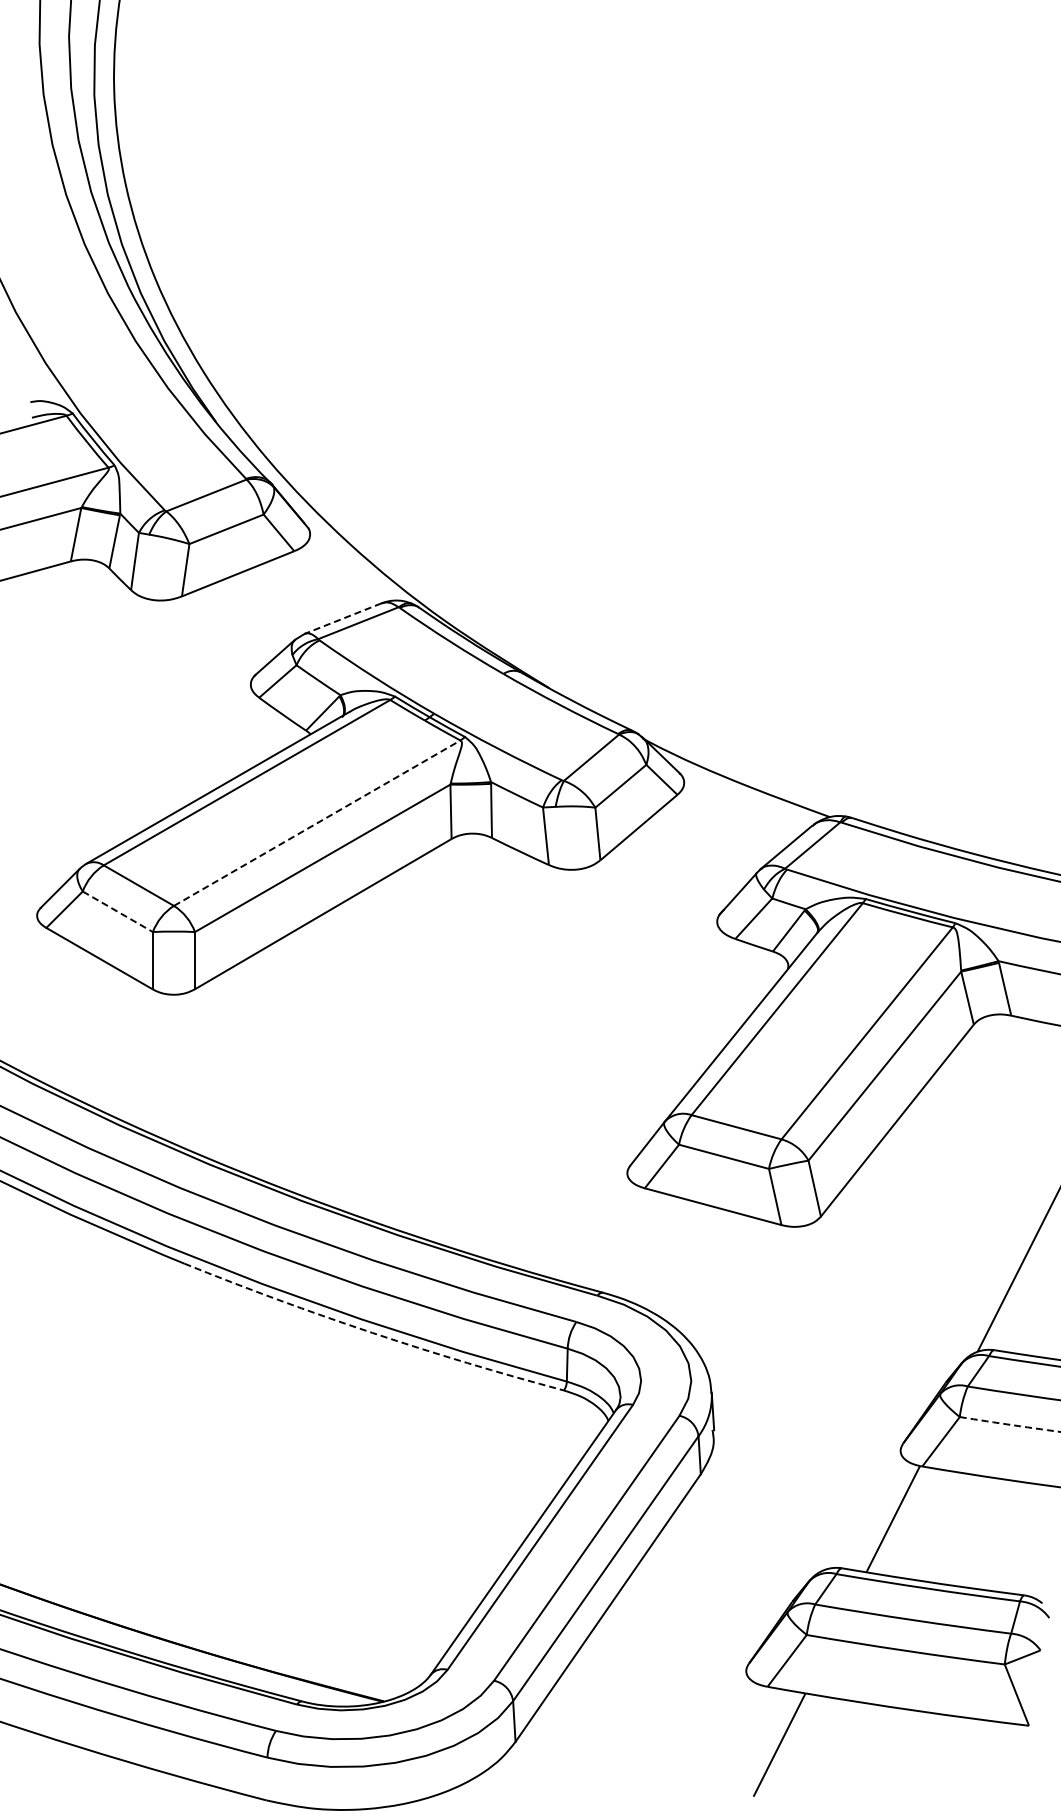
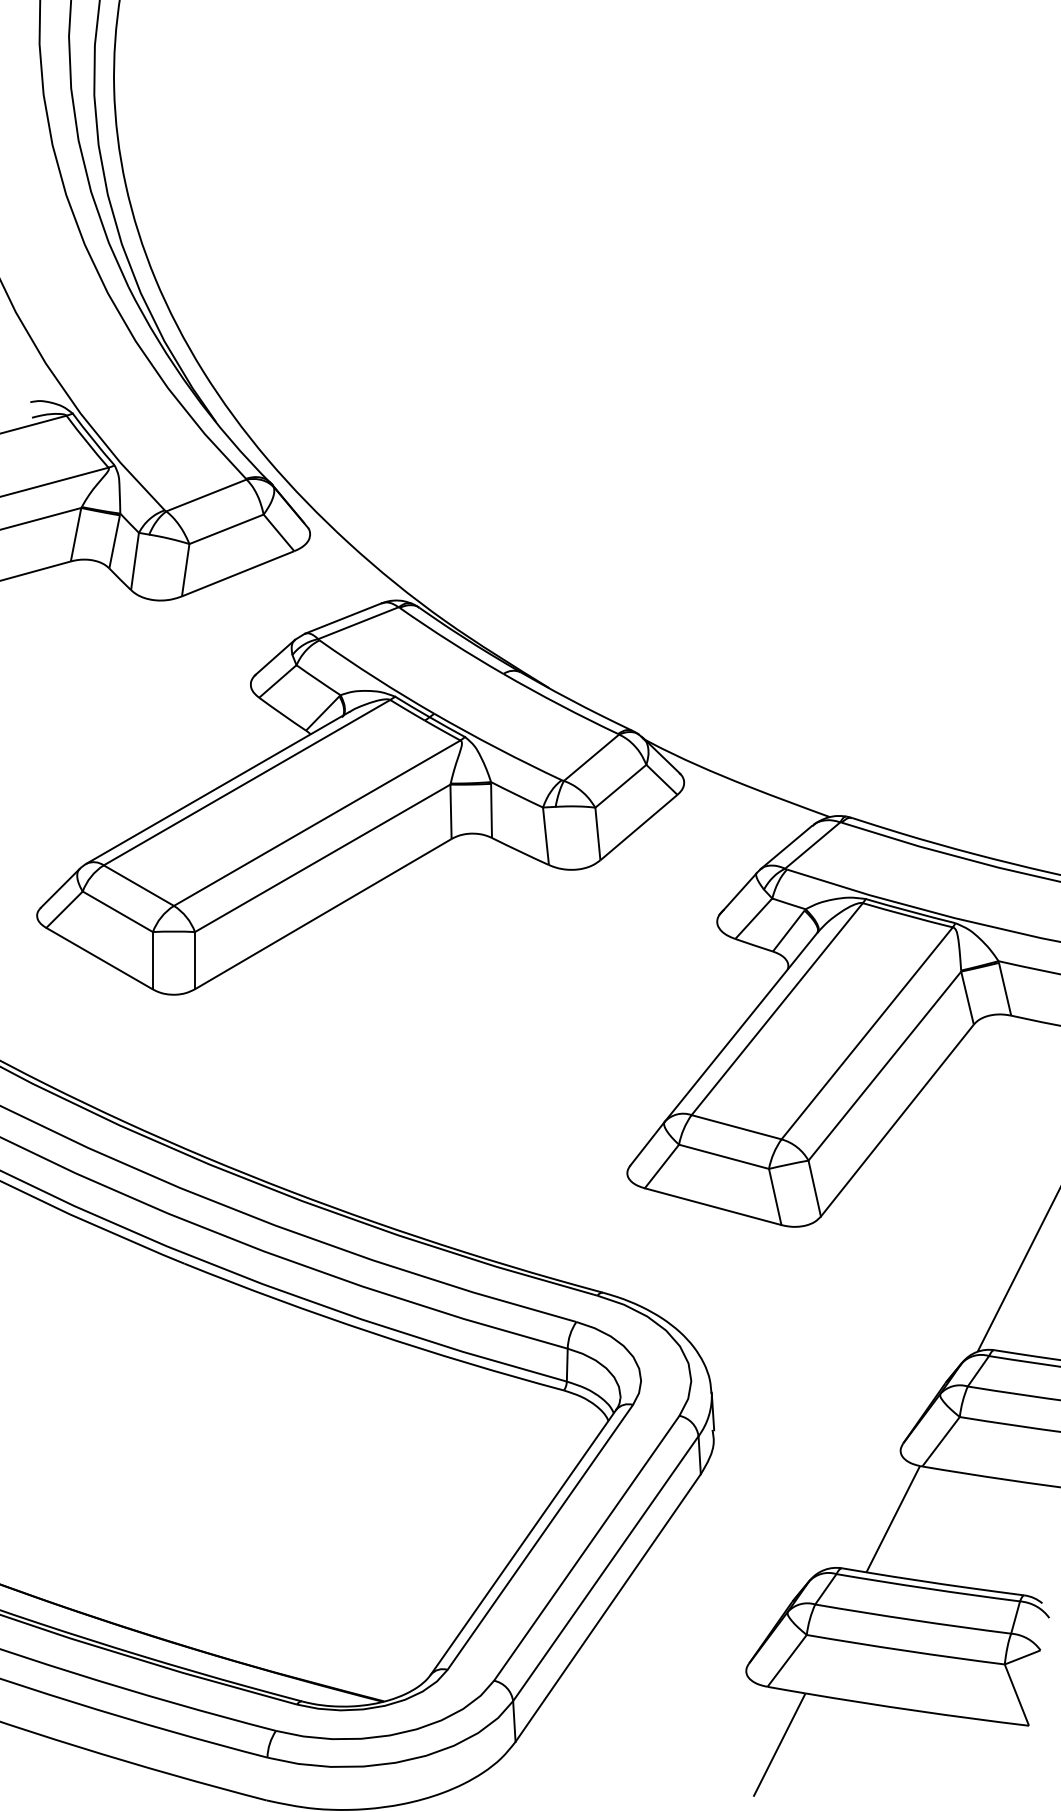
line: dashed -> solid (342, 618)
line: dashed -> solid (317, 822)
line: dashed -> solid (117, 911)
arc: dashed -> solid (372, 1332)
arc: dashed -> solid (1010, 1424)
